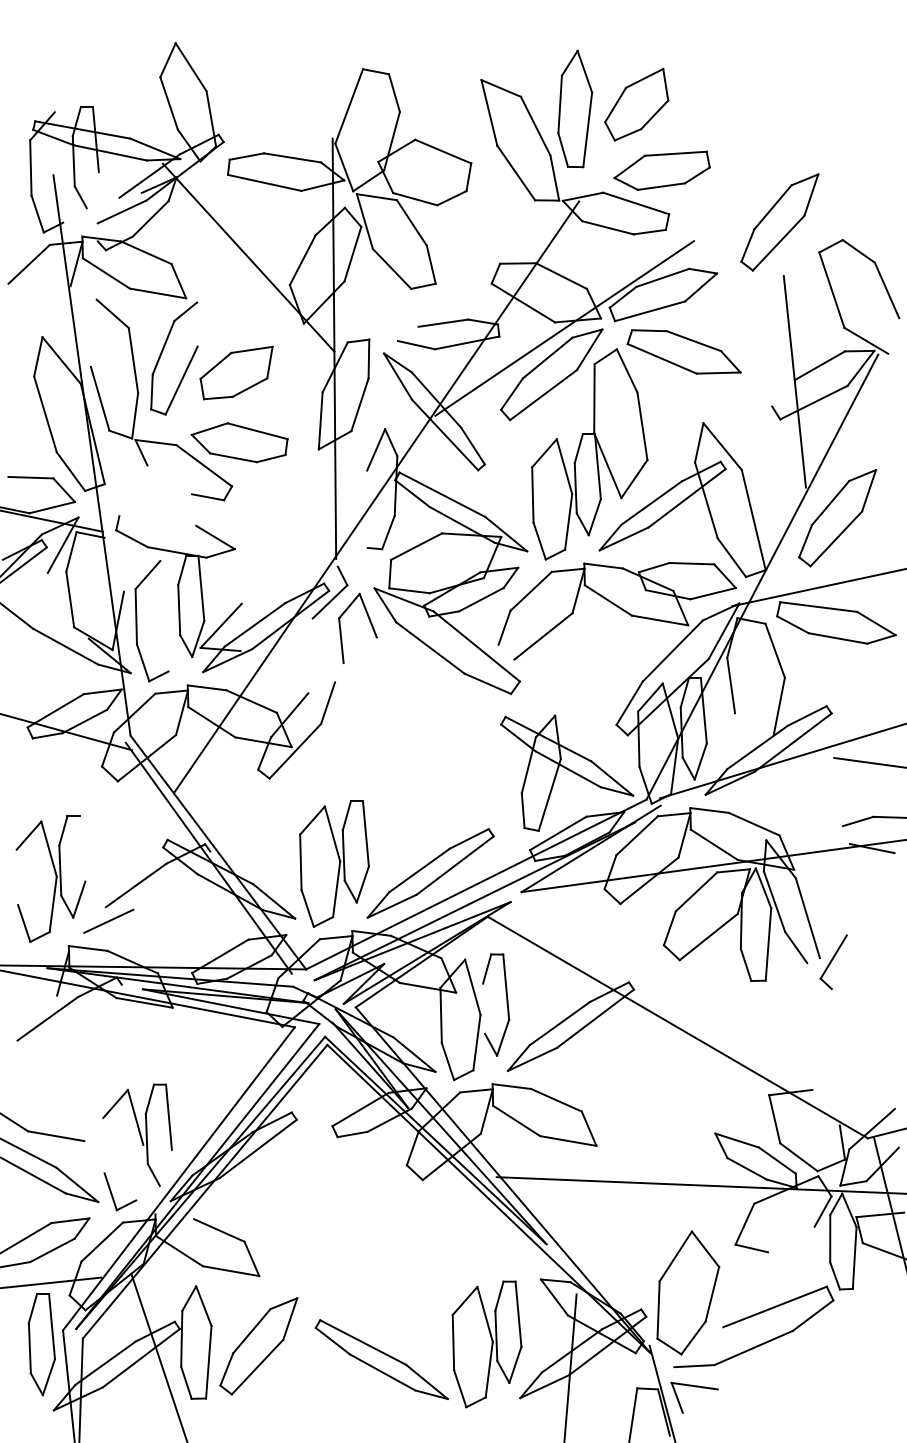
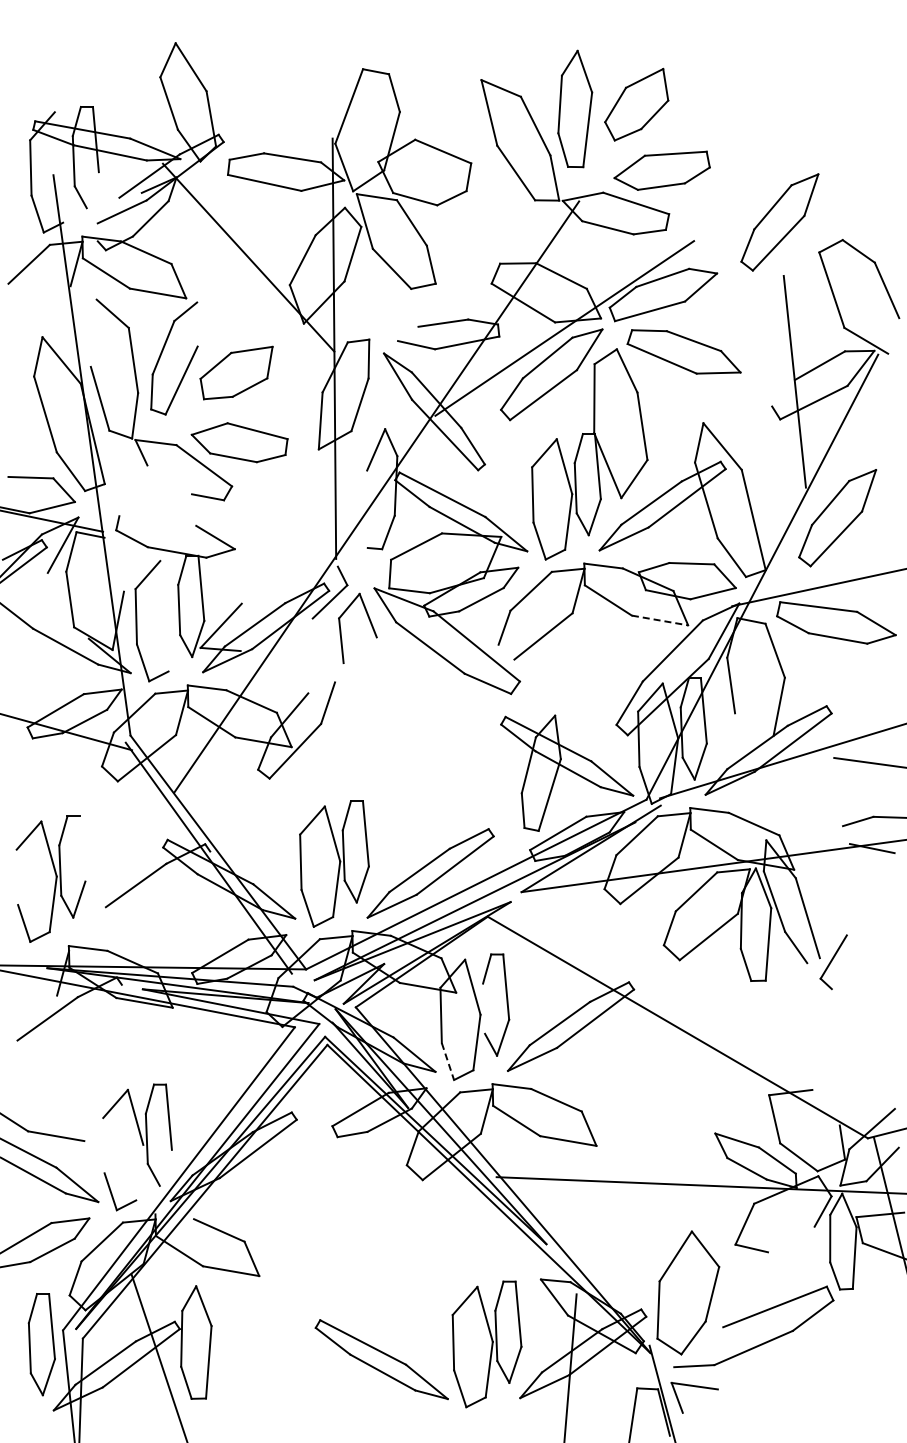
line: solid -> dashed (660, 620)
line: present -> none (108, 920)
line: solid -> dashed (448, 1062)
line: present -> none (51, 1282)
part: present -> none (258, 1346)
